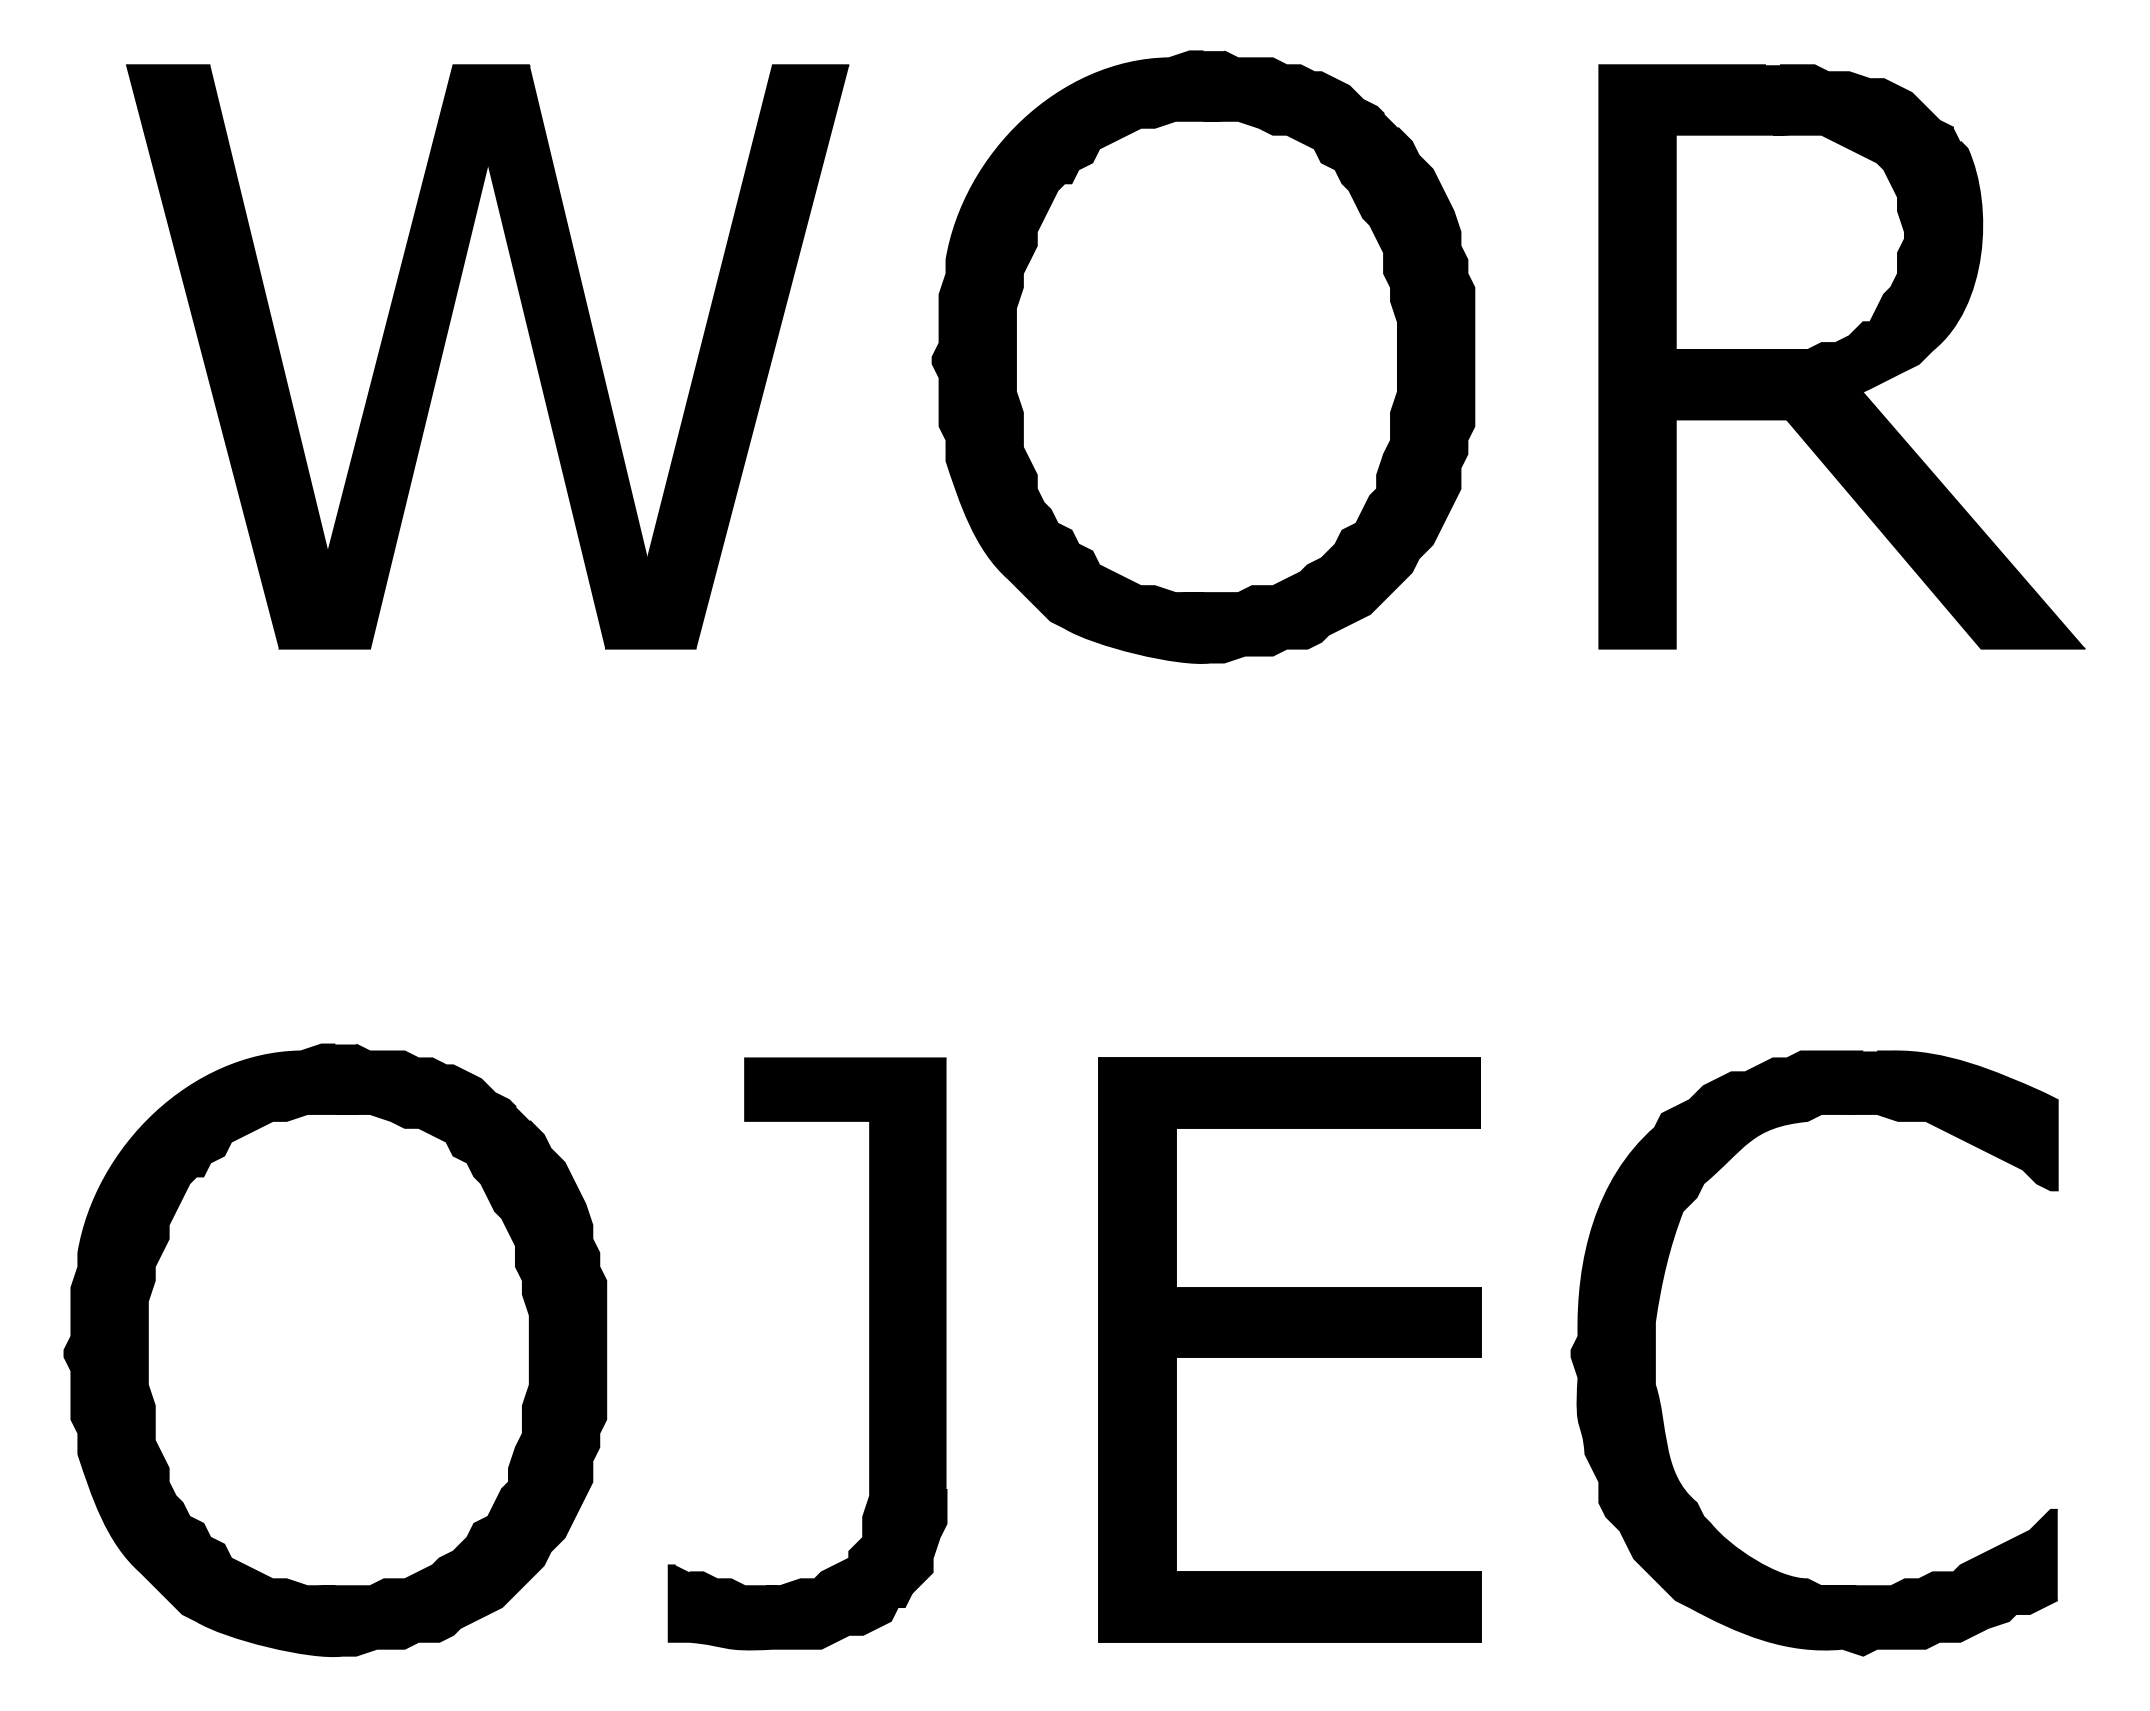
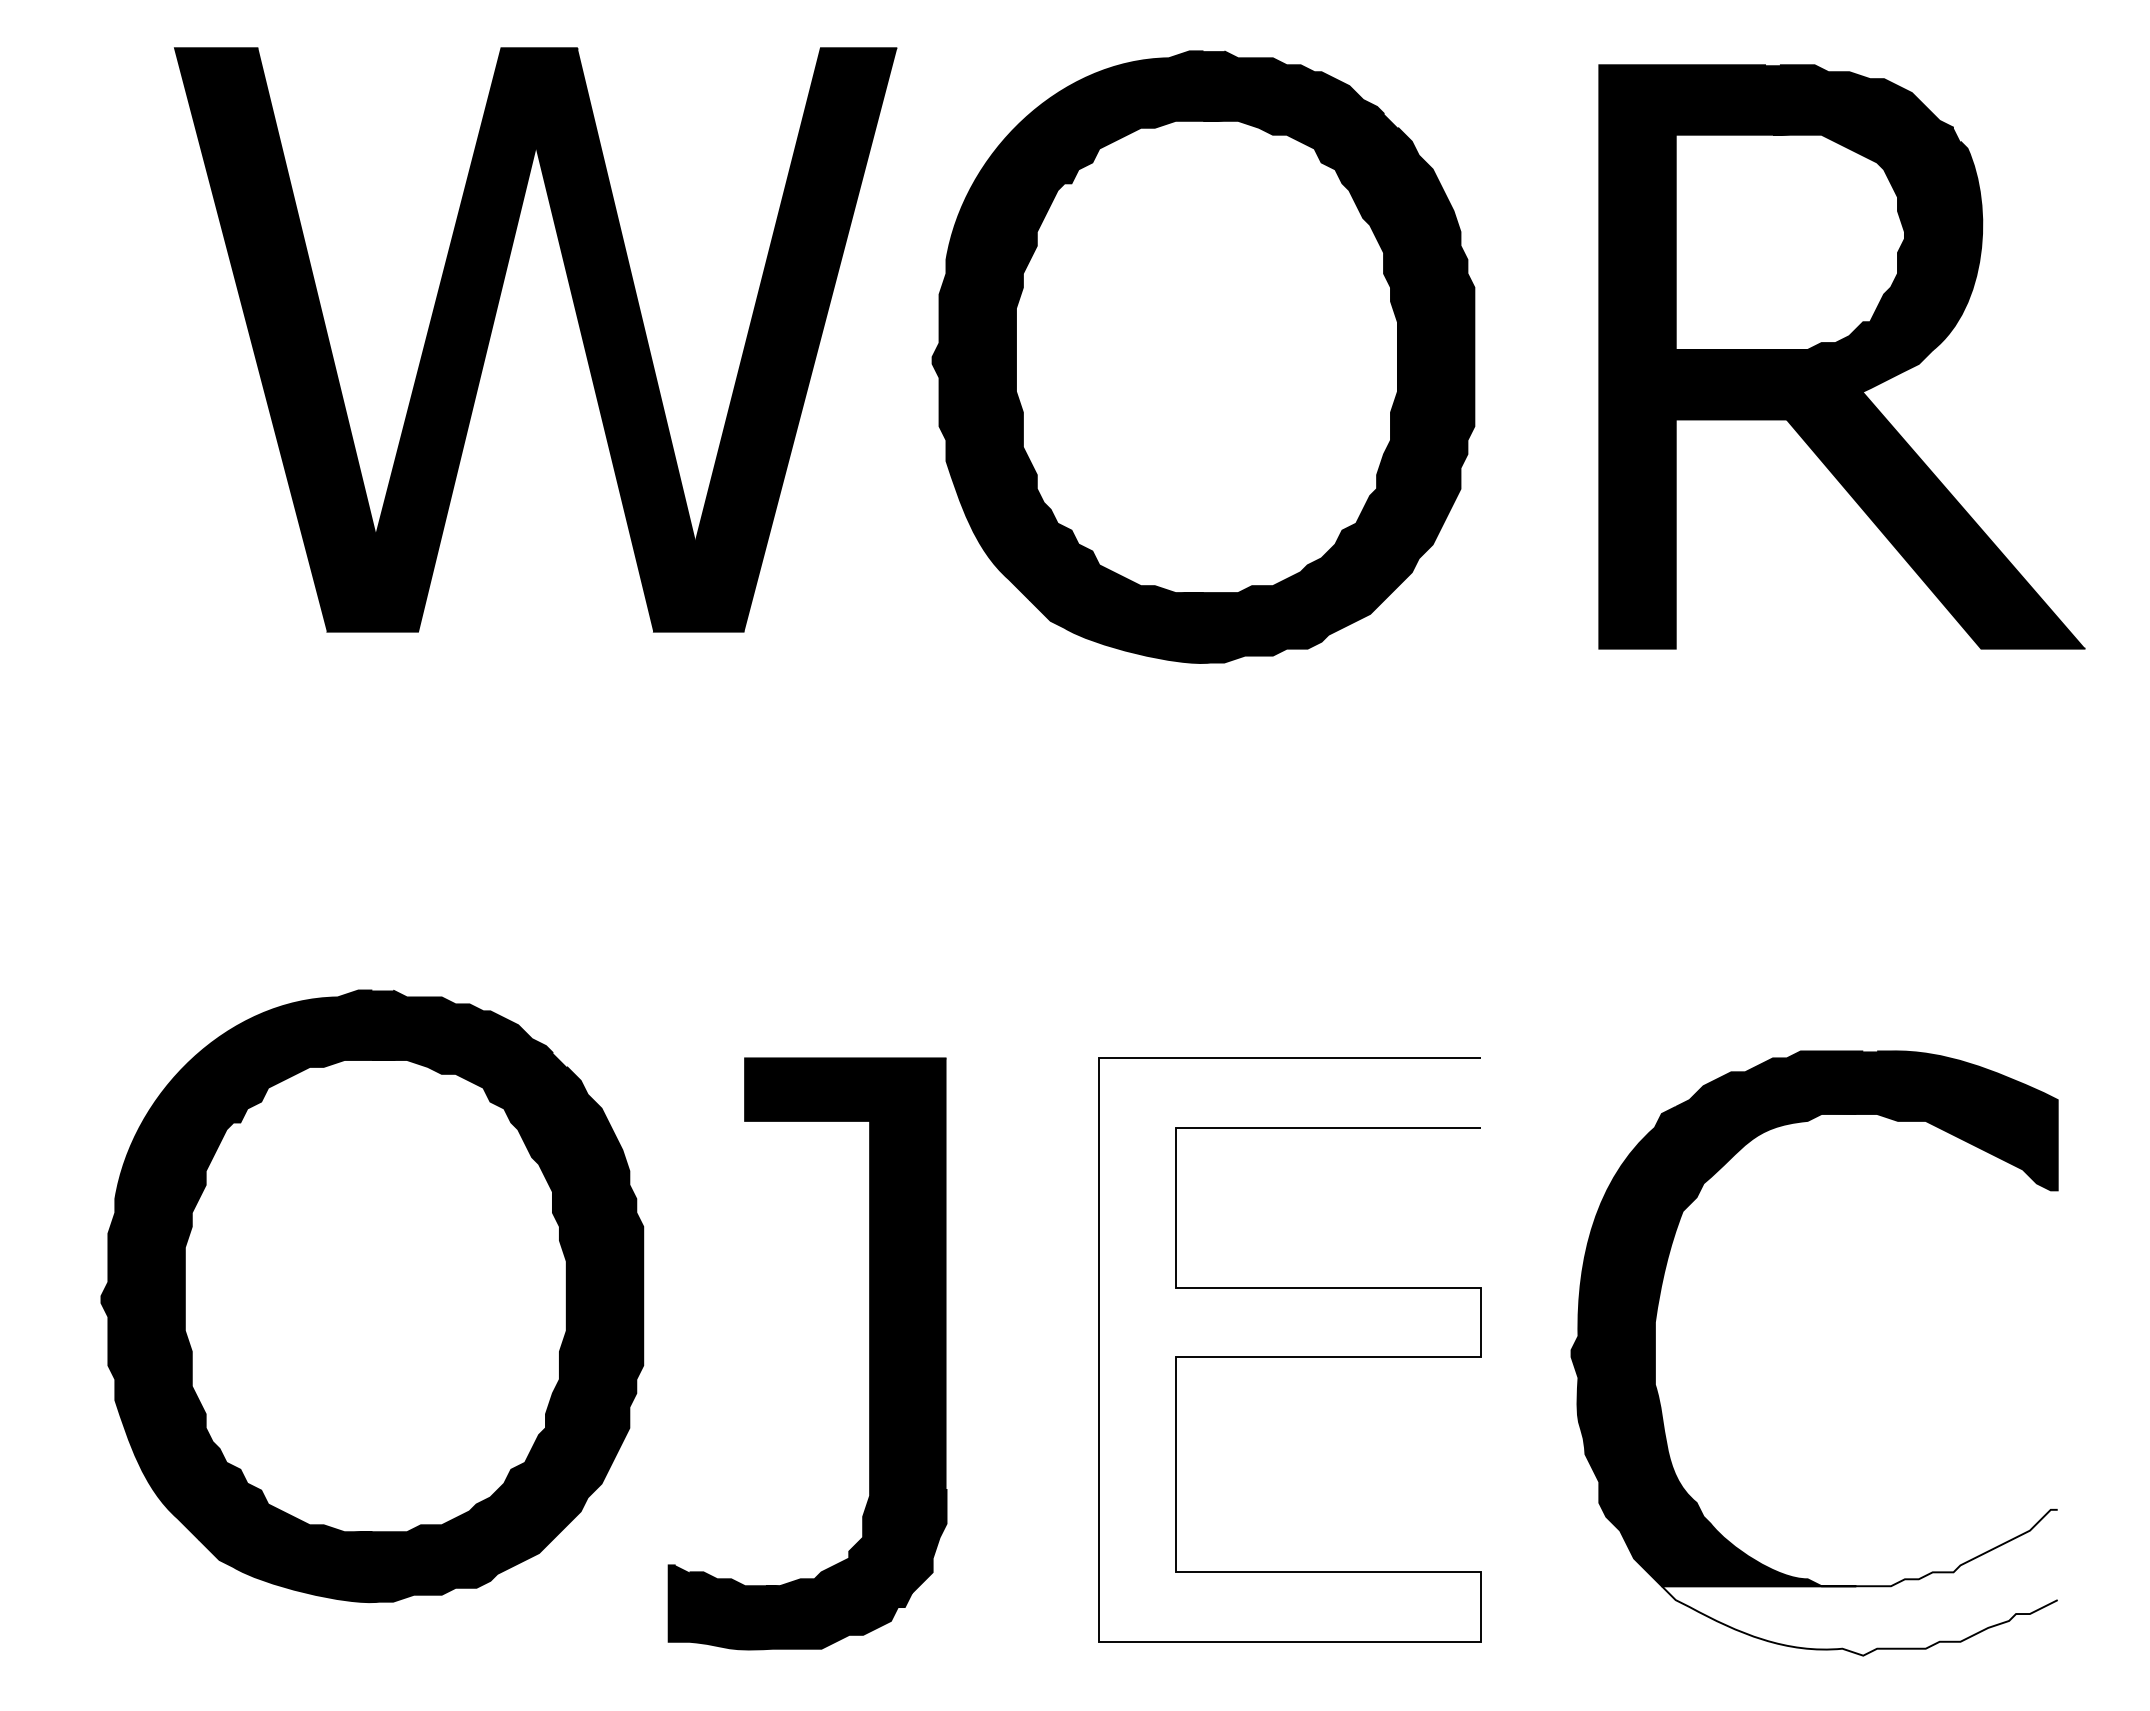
part position: (444, 347) -> (492, 330) (492, 330)
fill: present -> none (1290, 1349)
part position: (335, 1350) -> (372, 1296) (372, 1296)
fill: present -> none (1859, 1582)
